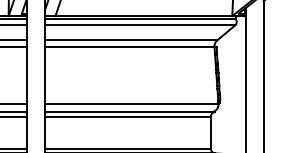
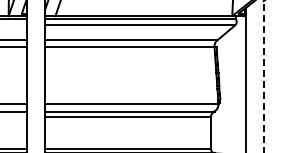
line: present -> none (14, 25)
line: solid -> dashed (263, 76)
line: present -> none (14, 116)
